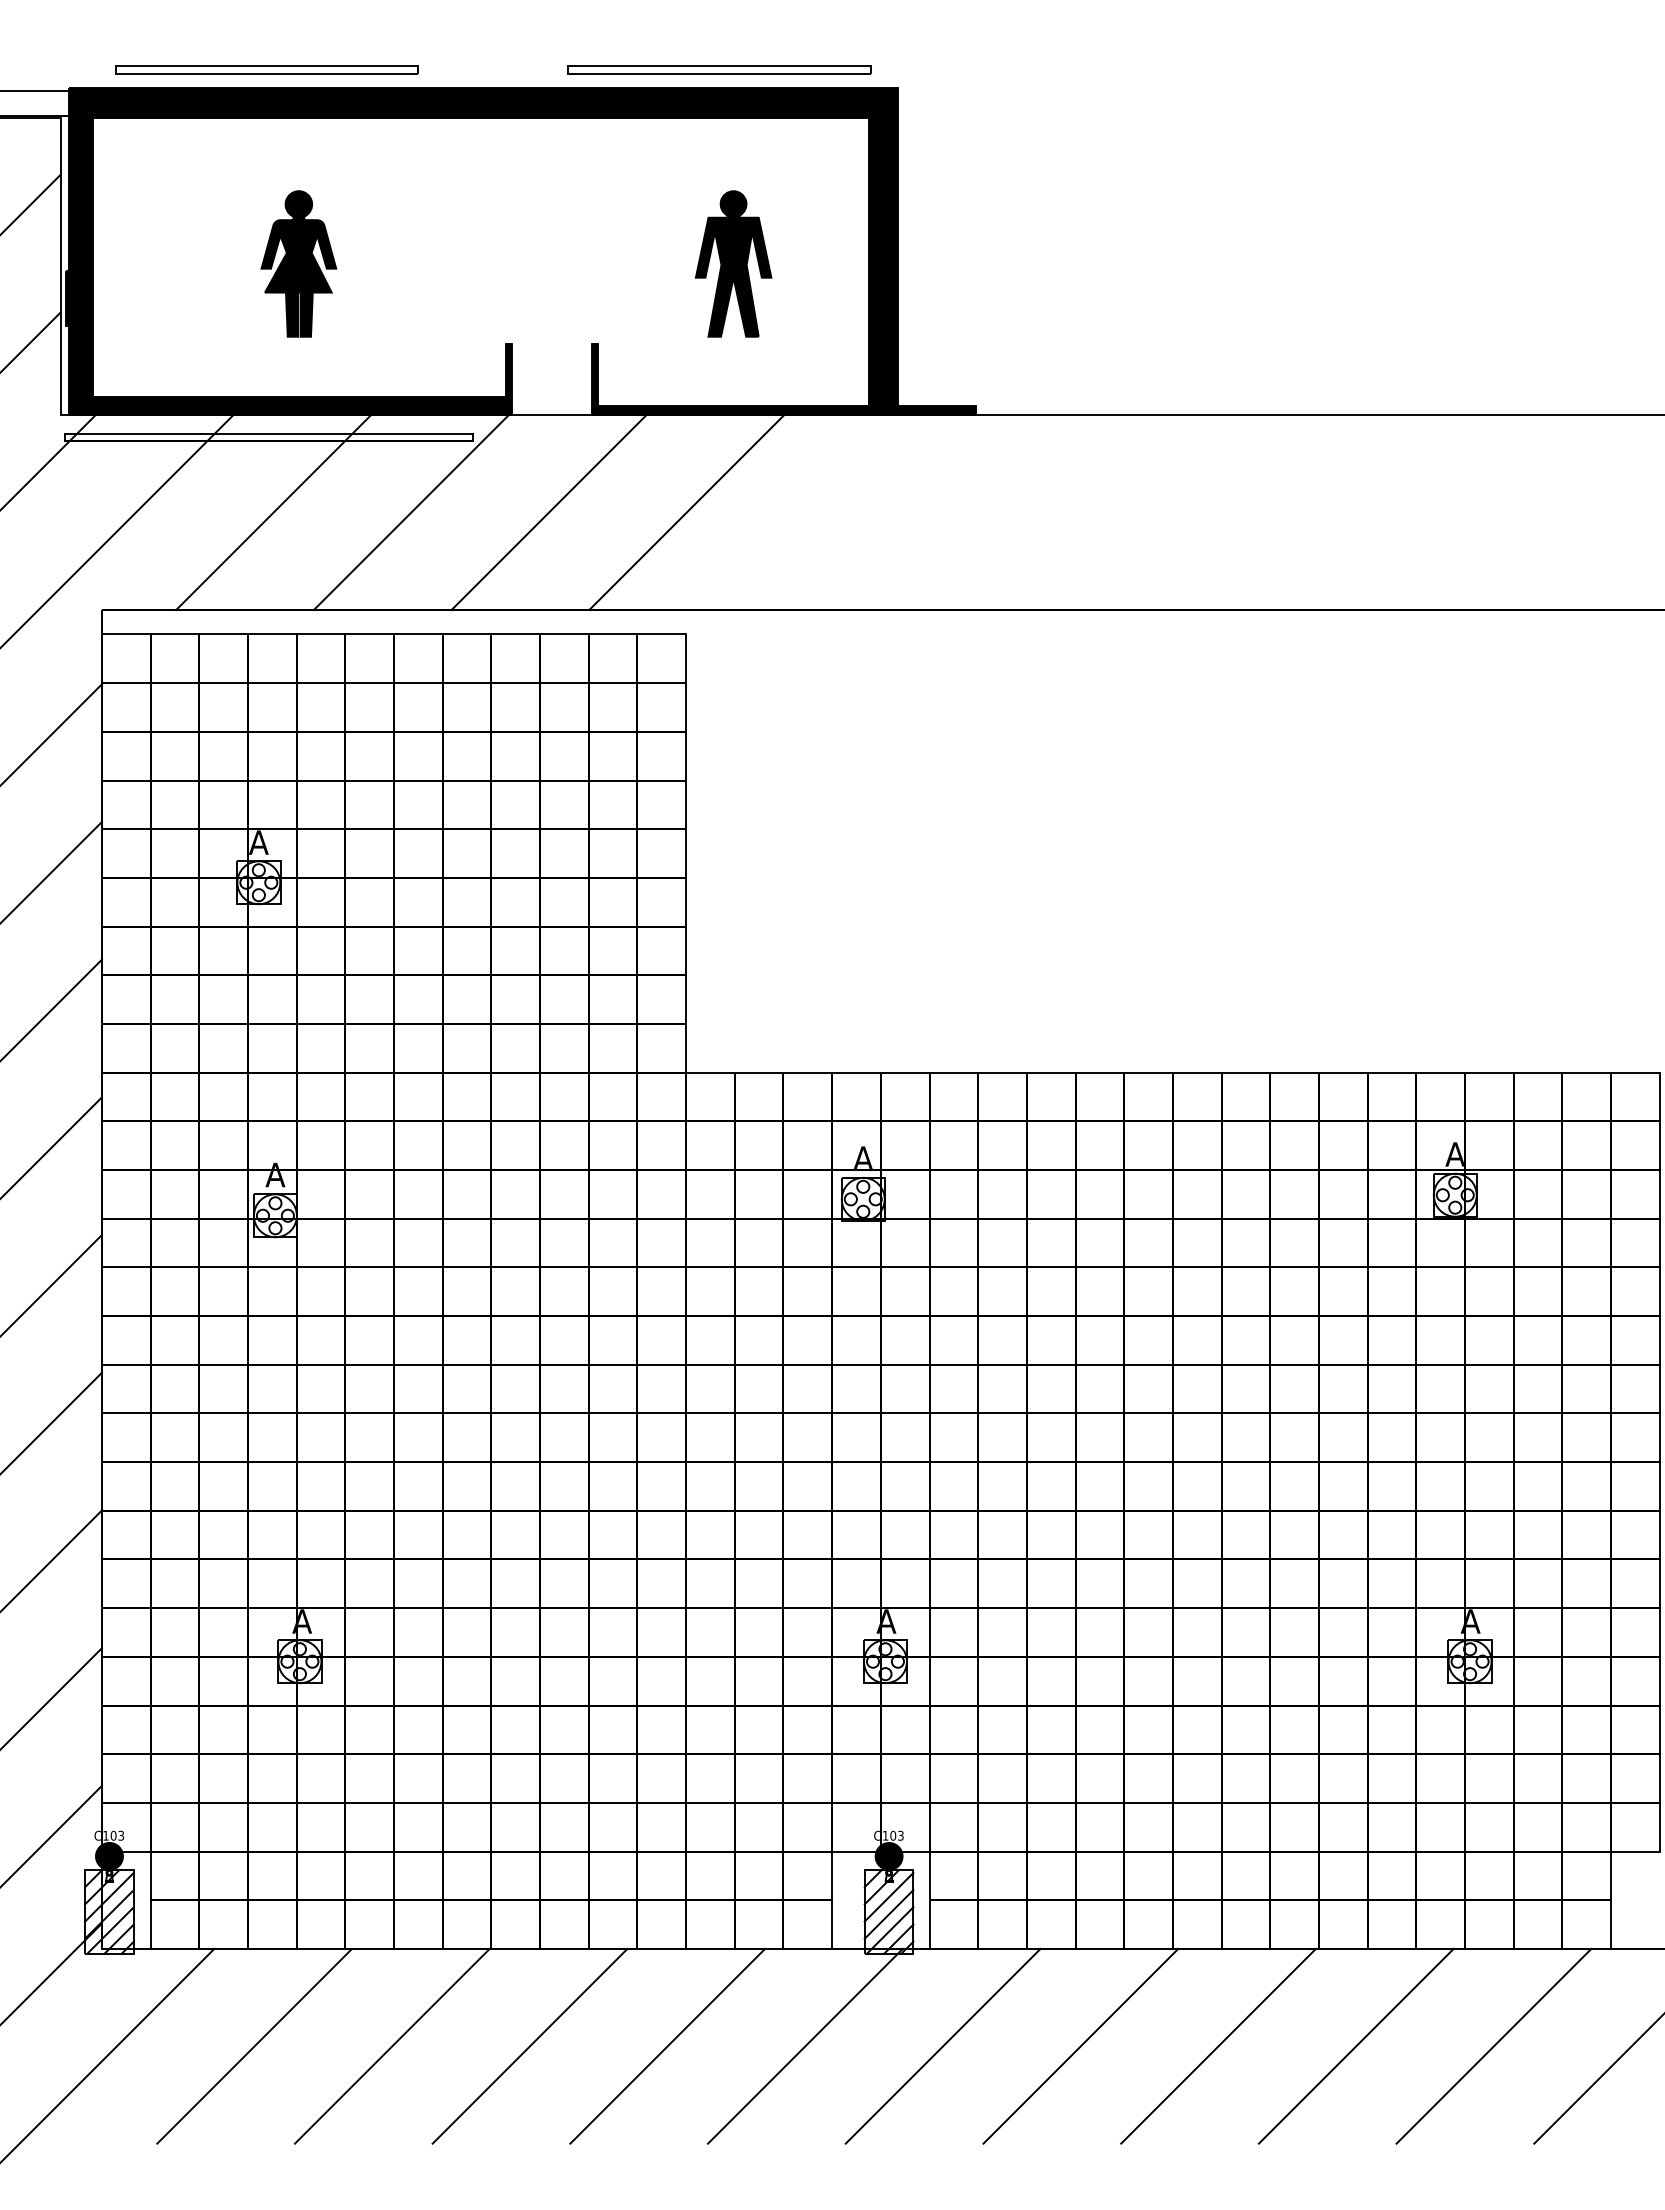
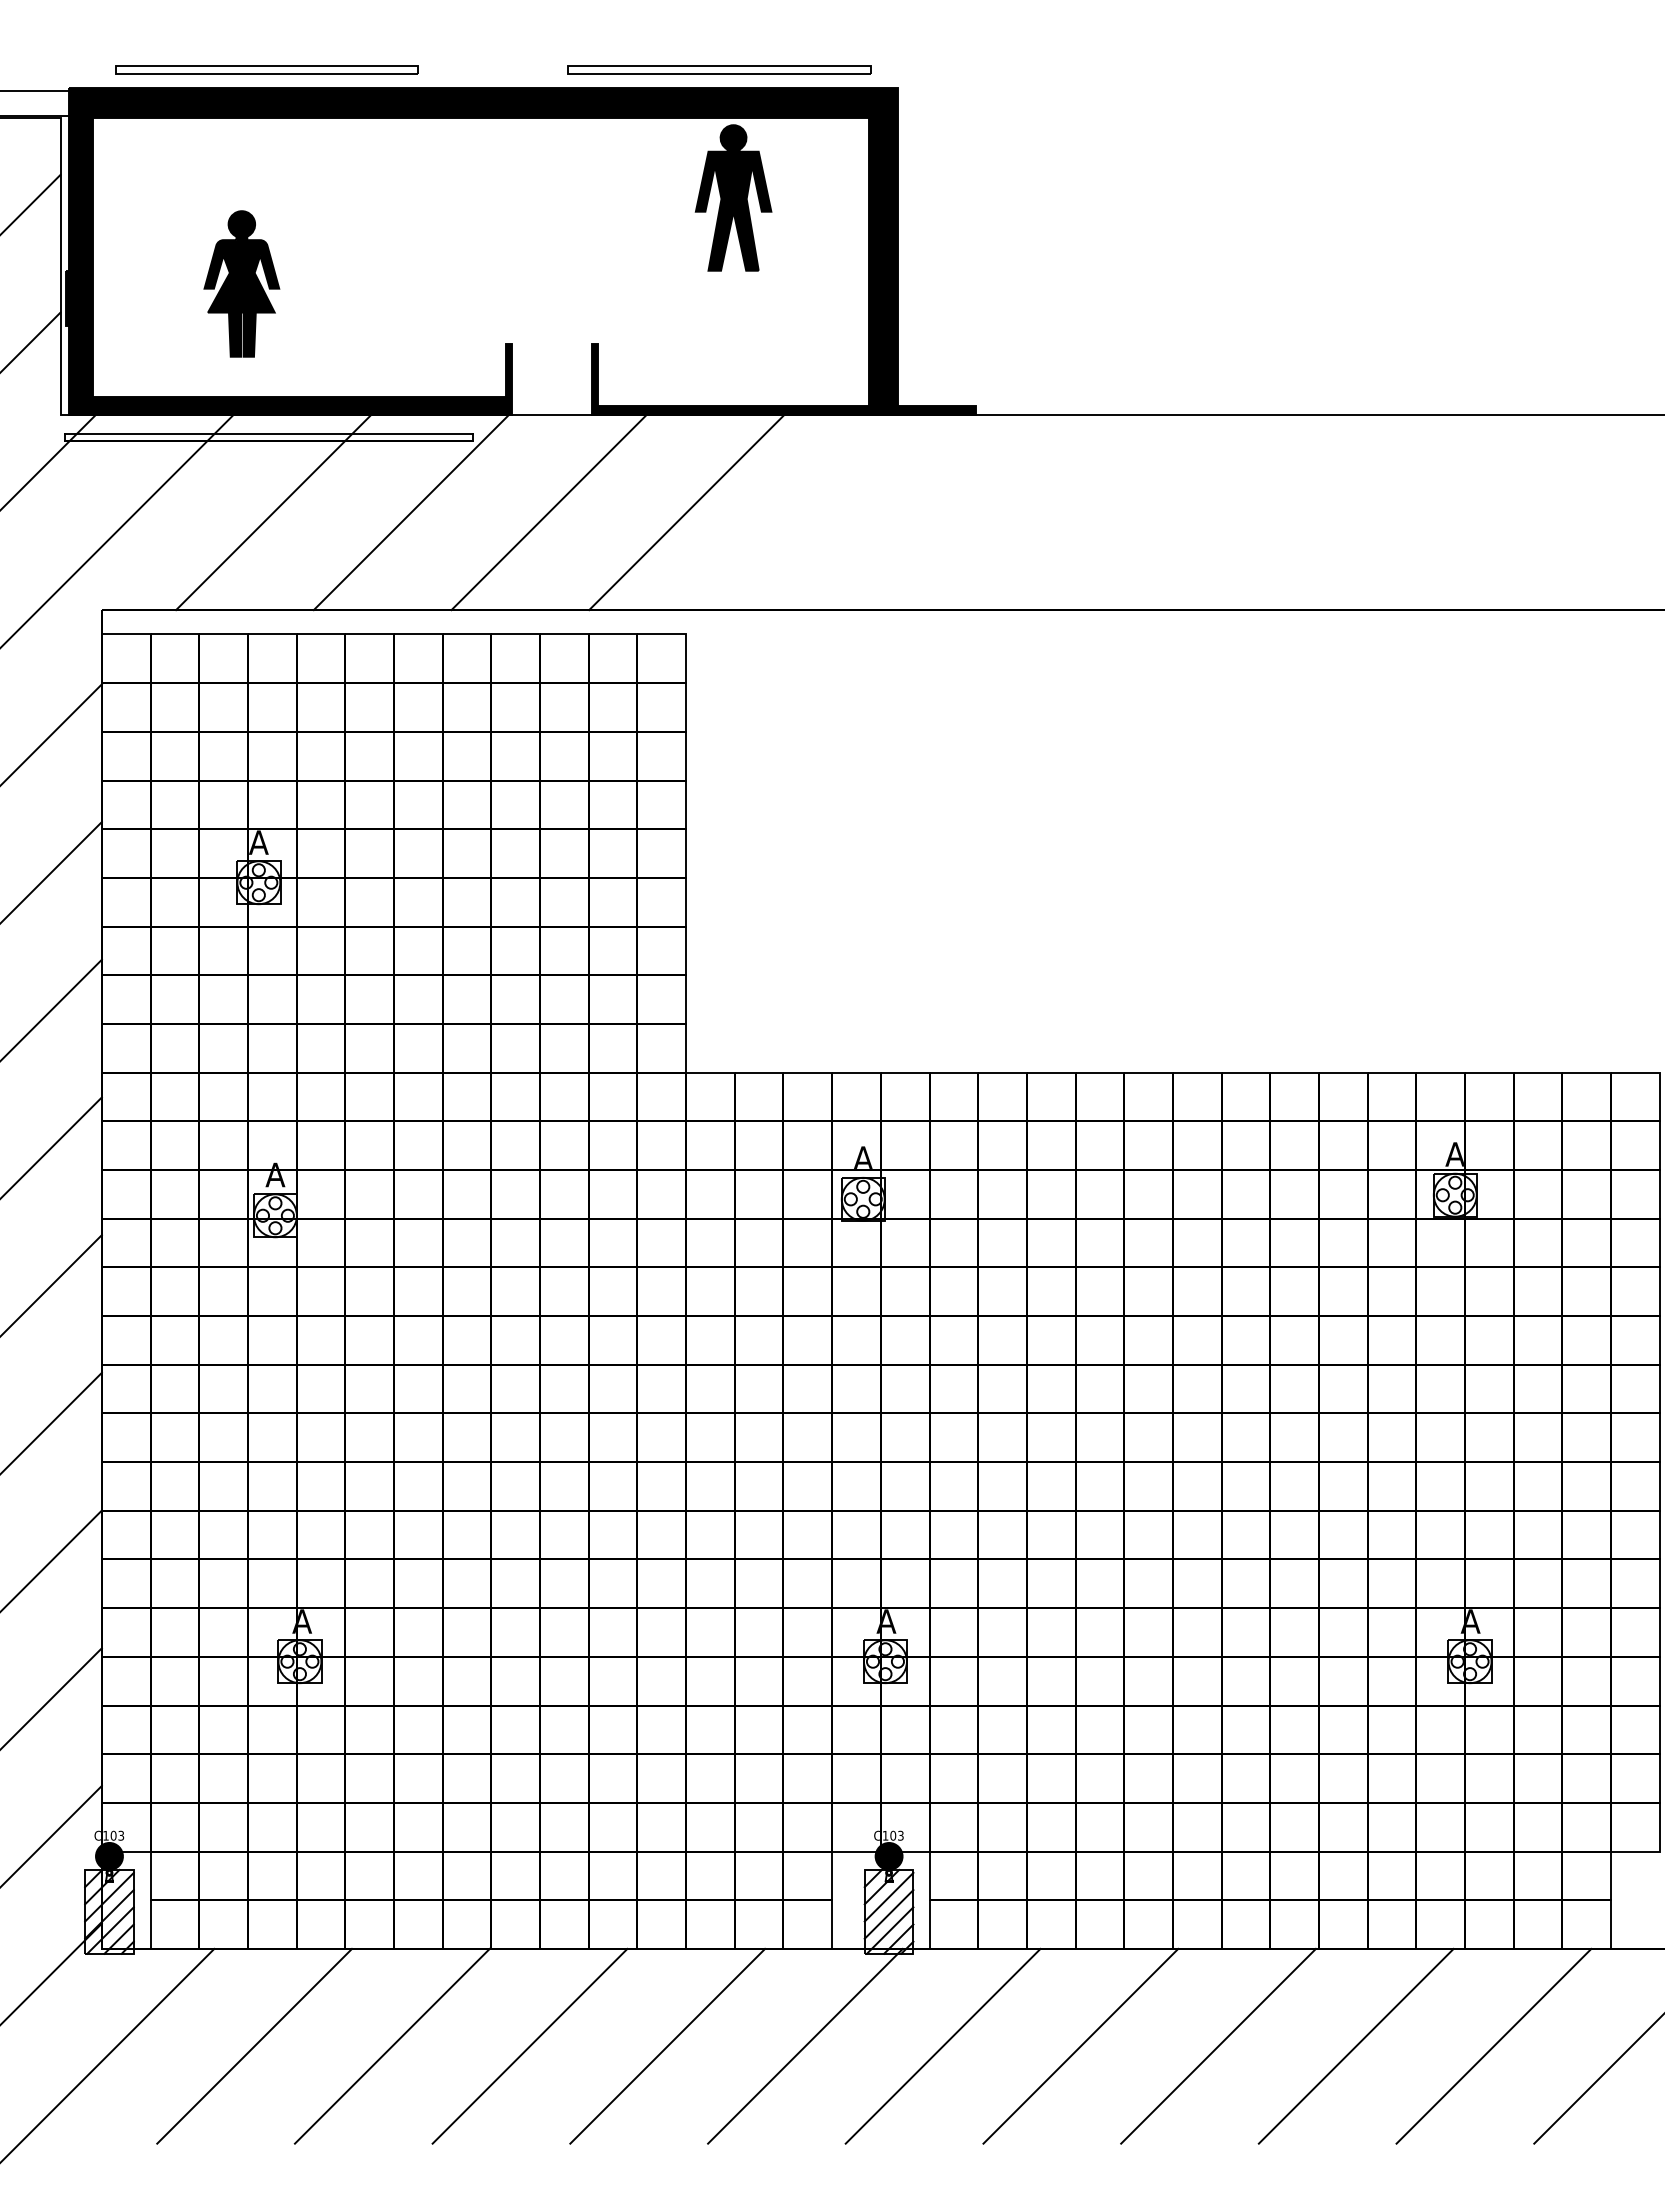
part position: (298, 263) -> (241, 283) (241, 283)
part position: (733, 263) -> (733, 197) (733, 197)
